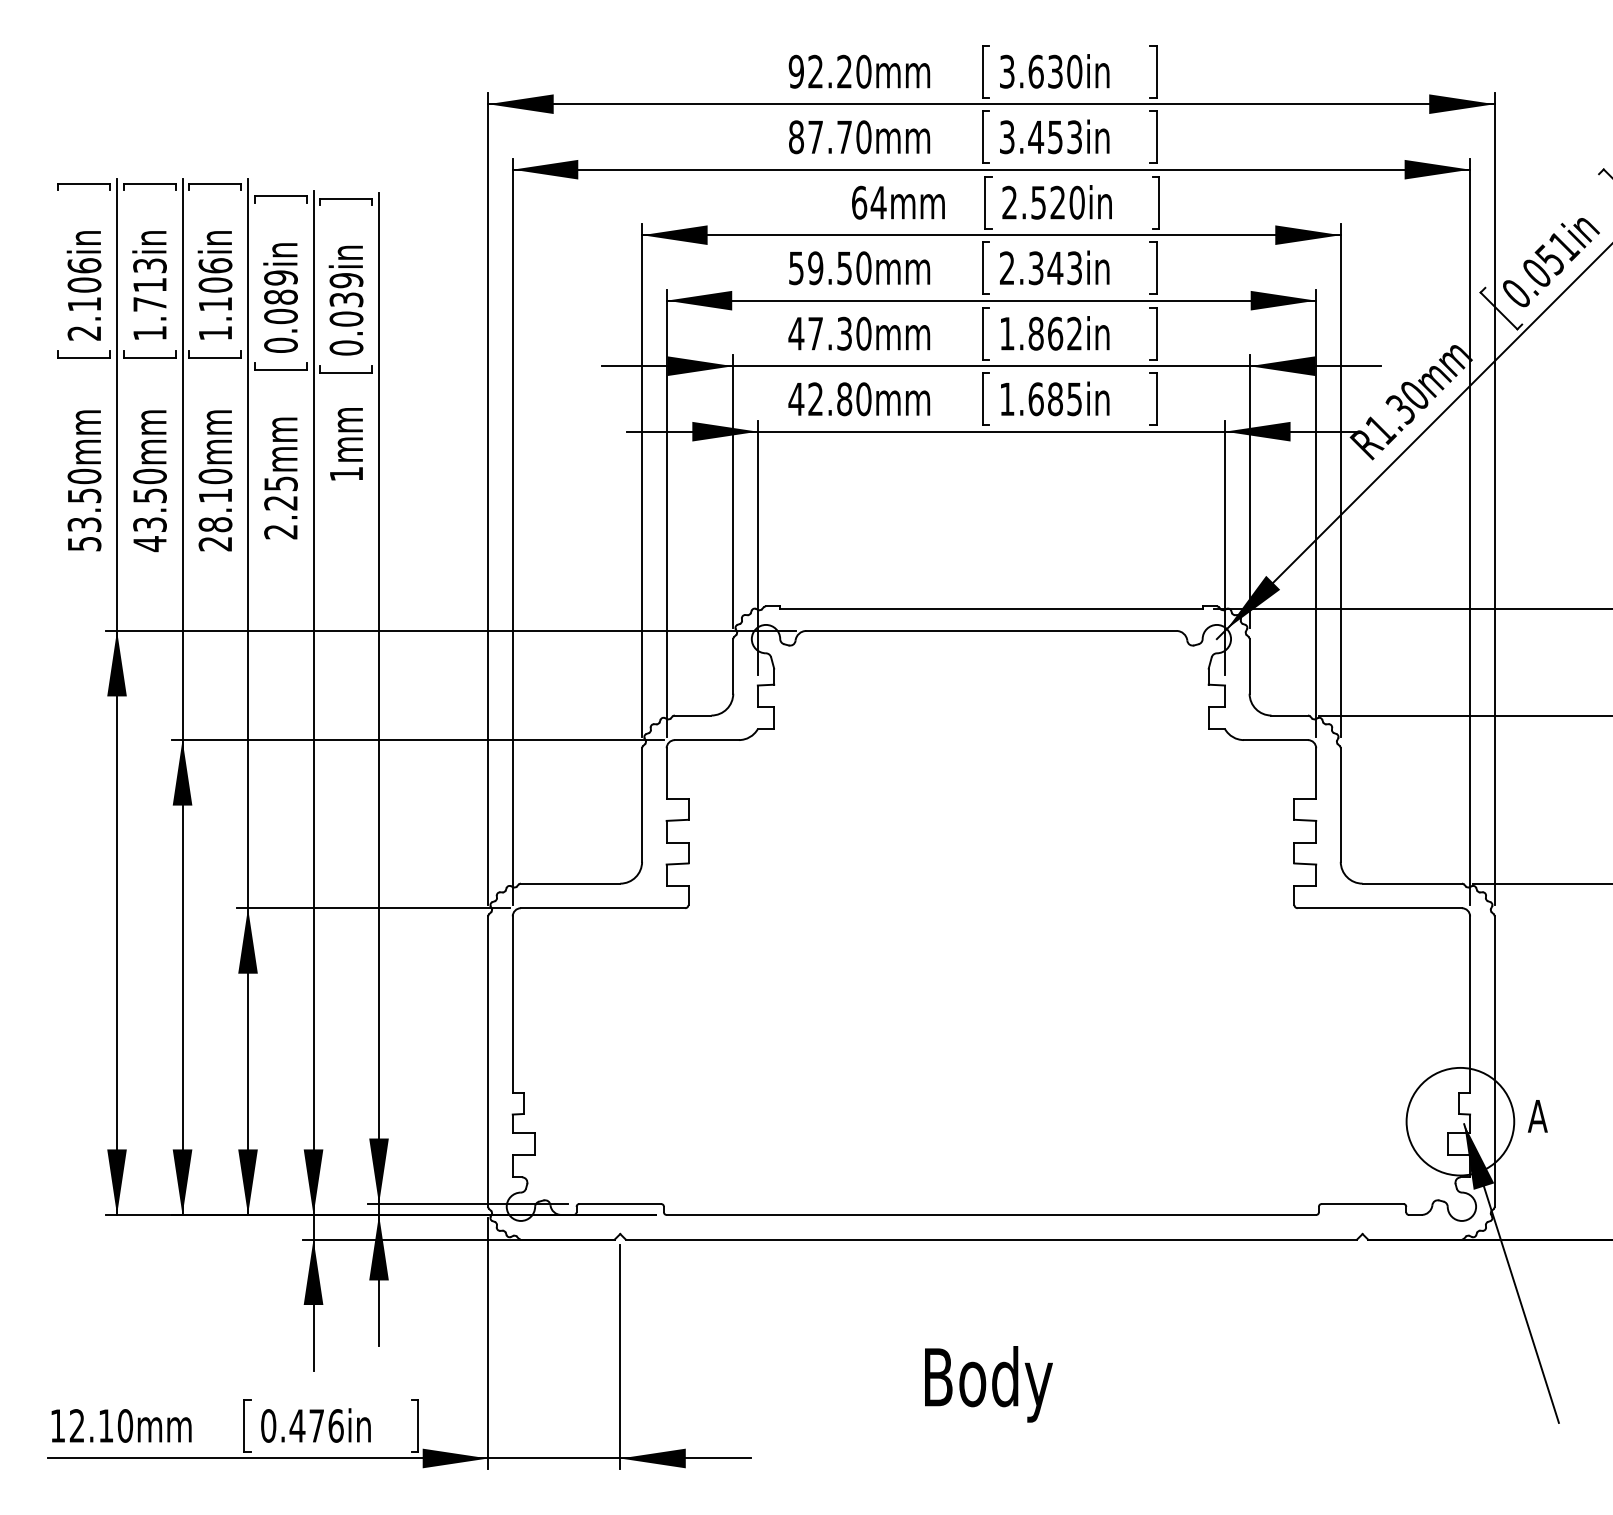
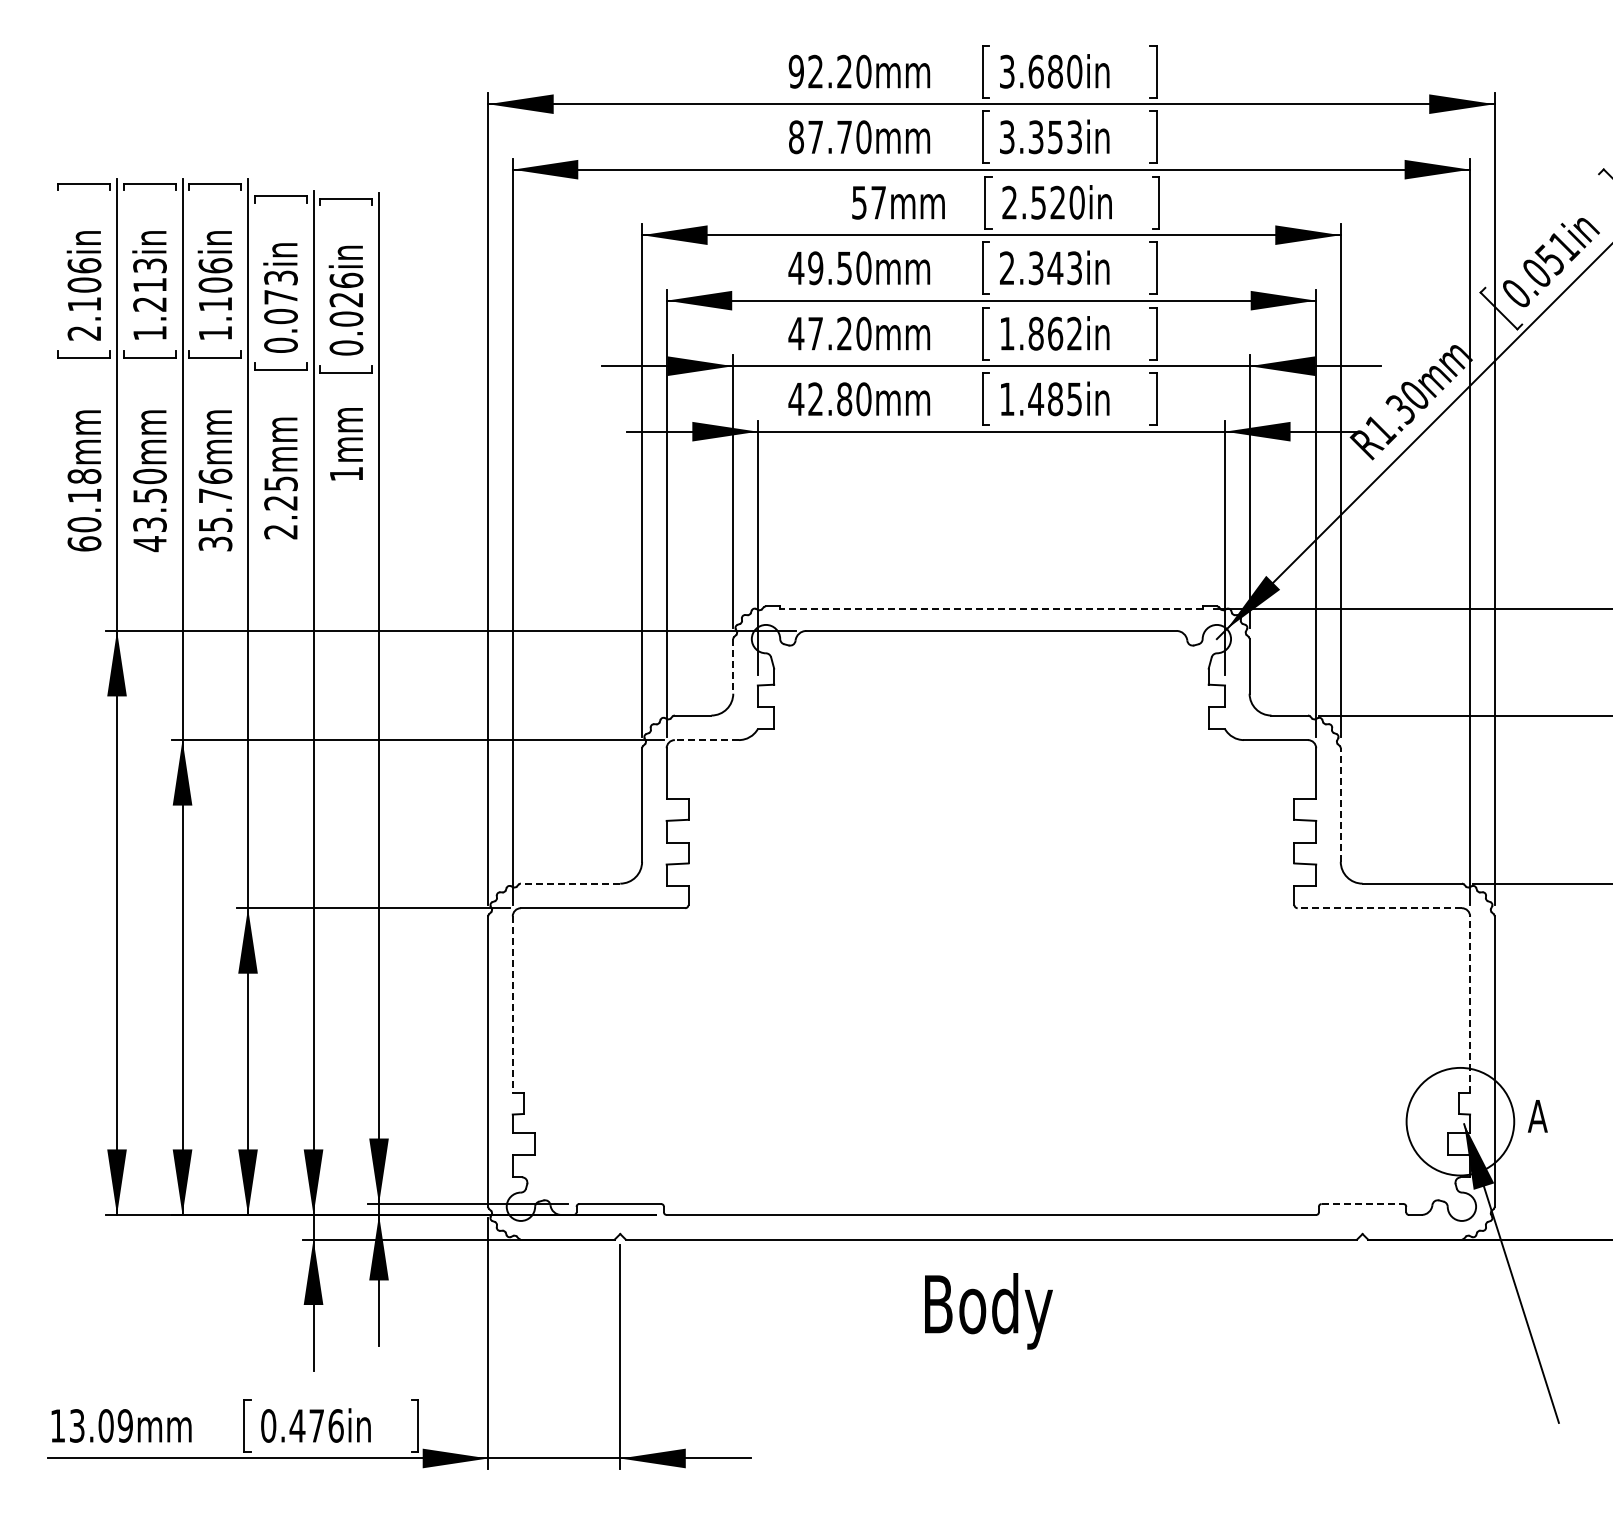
text: 3.630in -> 3.680in (1055, 71)
text: 3.453in -> 3.353in (1036, 137)
text: 64mm -> 57mm (869, 202)
text: 59.50mm -> 49.50mm (796, 268)
text: 0.089in -> 0.073in (280, 287)
text: 0.039in -> 0.026in (346, 289)
text: 1.713in -> 1.213in (149, 304)
text: 47.30mm -> 47.20mm (844, 333)
text: 1.685in -> 1.485in (1036, 399)
text: 53.50mm -> 60.18mm (84, 509)
text: 28.10mm -> 35.76mm (215, 509)
line: solid -> dashed (991, 609)
line: solid -> dashed (733, 666)
line: solid -> dashed (706, 740)
line: solid -> dashed (1340, 805)
line: solid -> dashed (570, 883)
line: solid -> dashed (1379, 908)
line: solid -> dashed (1470, 1004)
line: solid -> dashed (512, 1005)
line: solid -> dashed (1362, 1204)
text position: (988, 1384) -> (988, 1311) (988, 1311)
text: 12.10mm -> 13.09mm (101, 1425)
